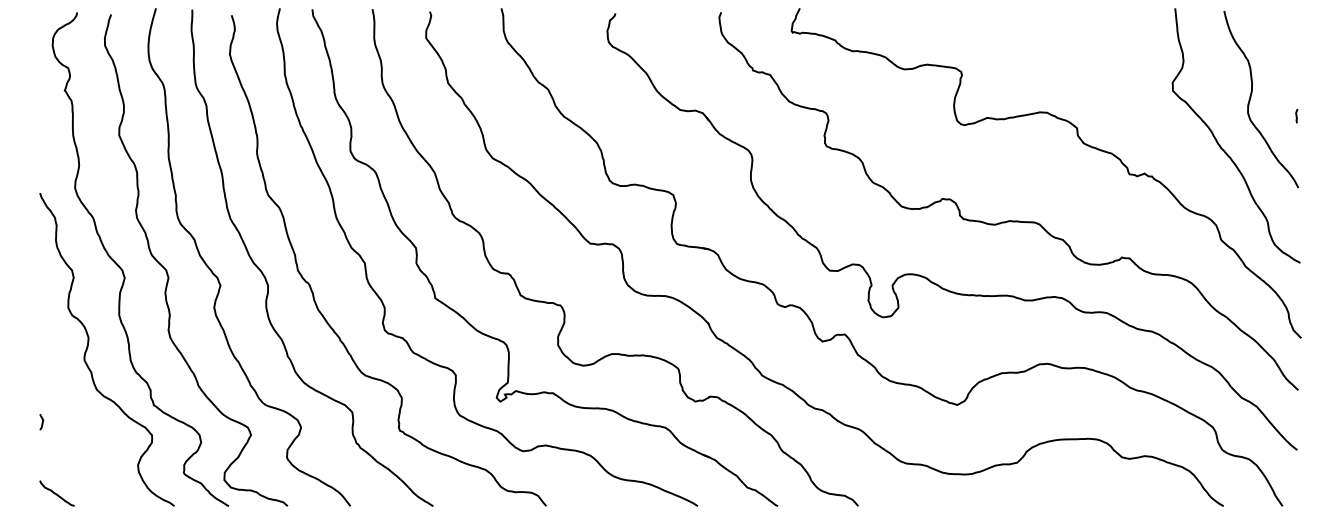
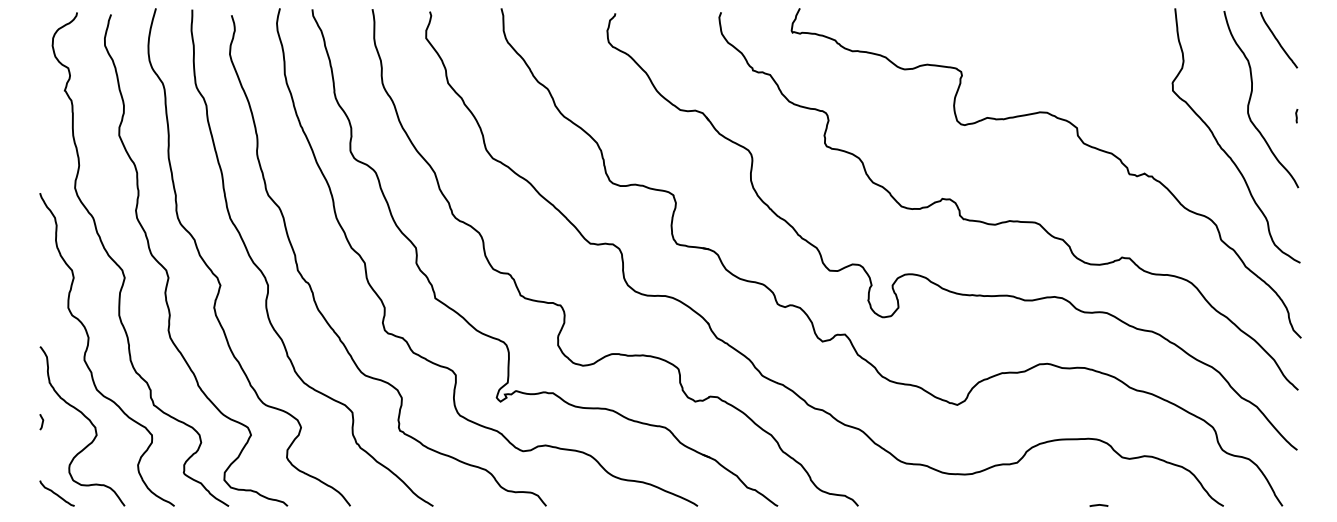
curve: none -> present (1278, 40)
curve: none -> present (88, 420)
line: none -> present (1098, 505)
